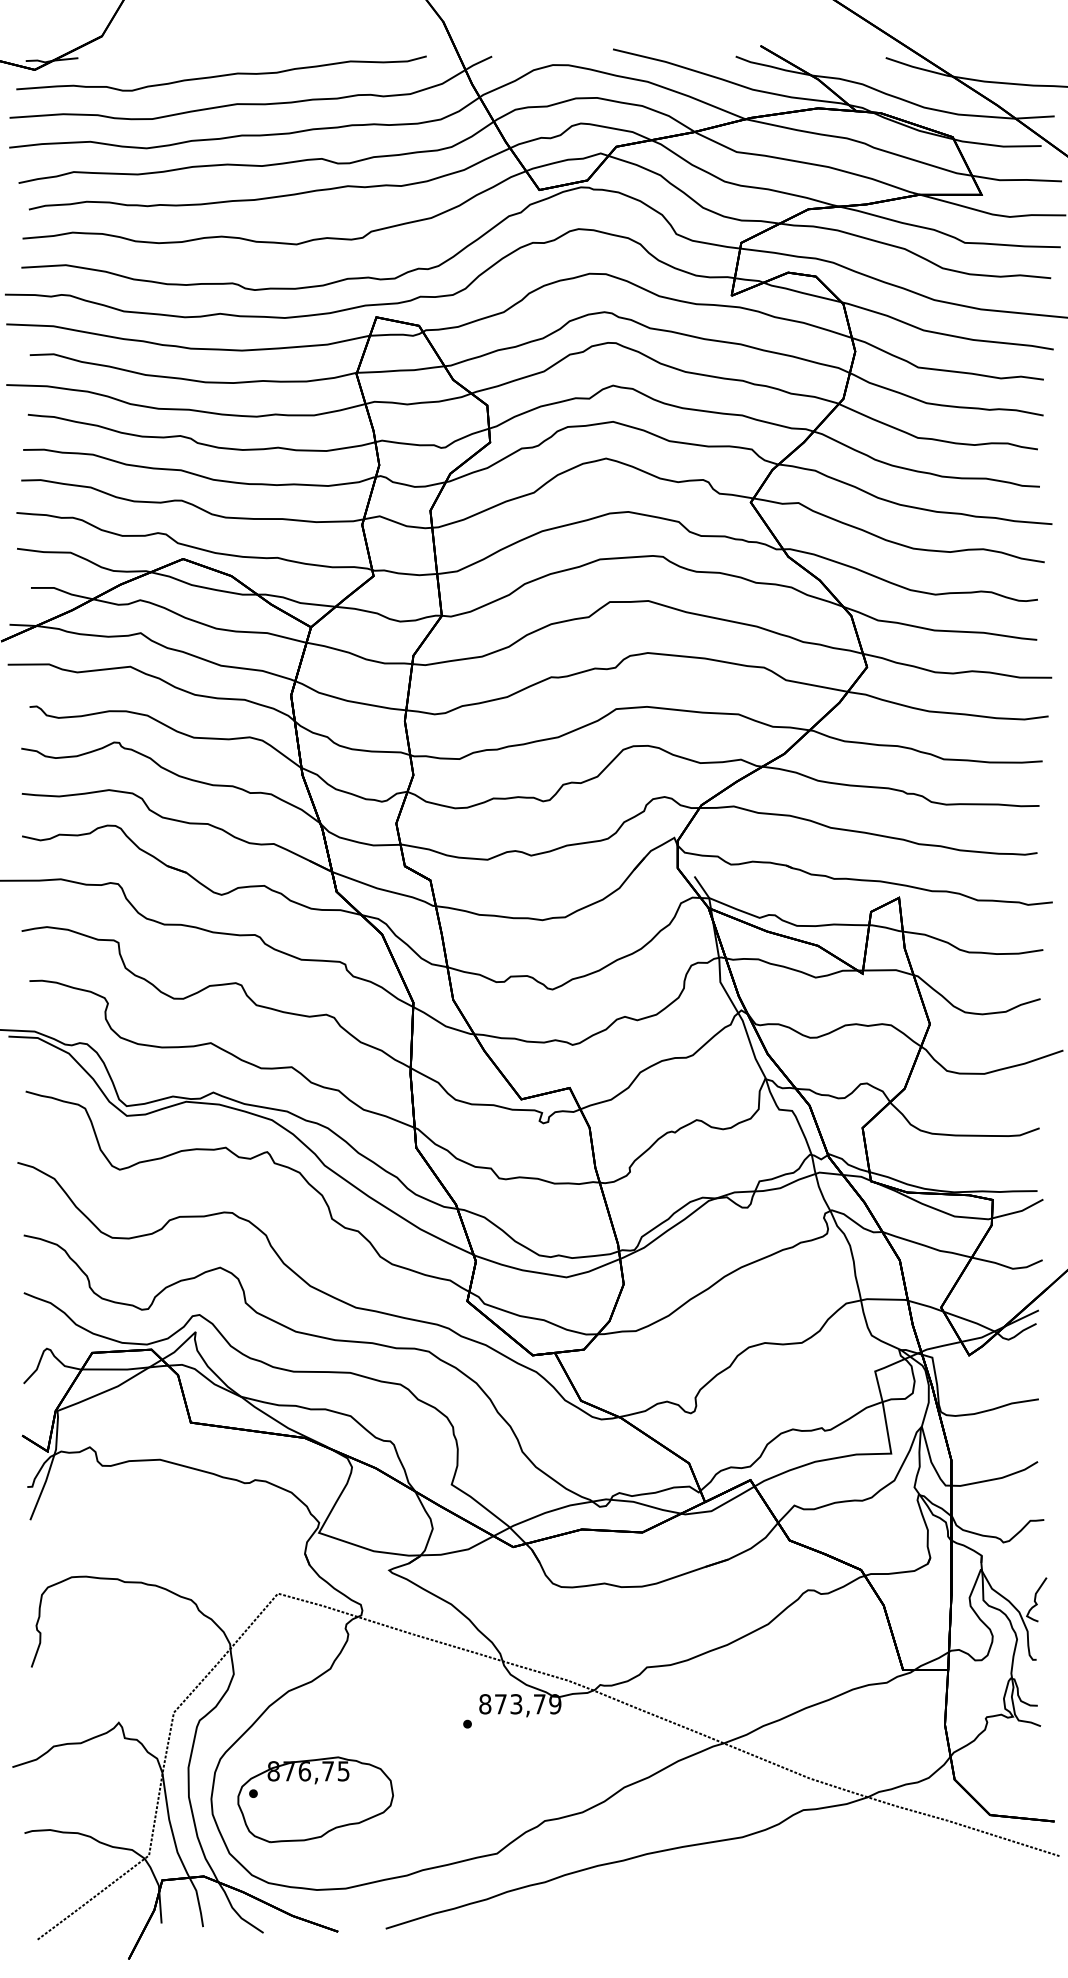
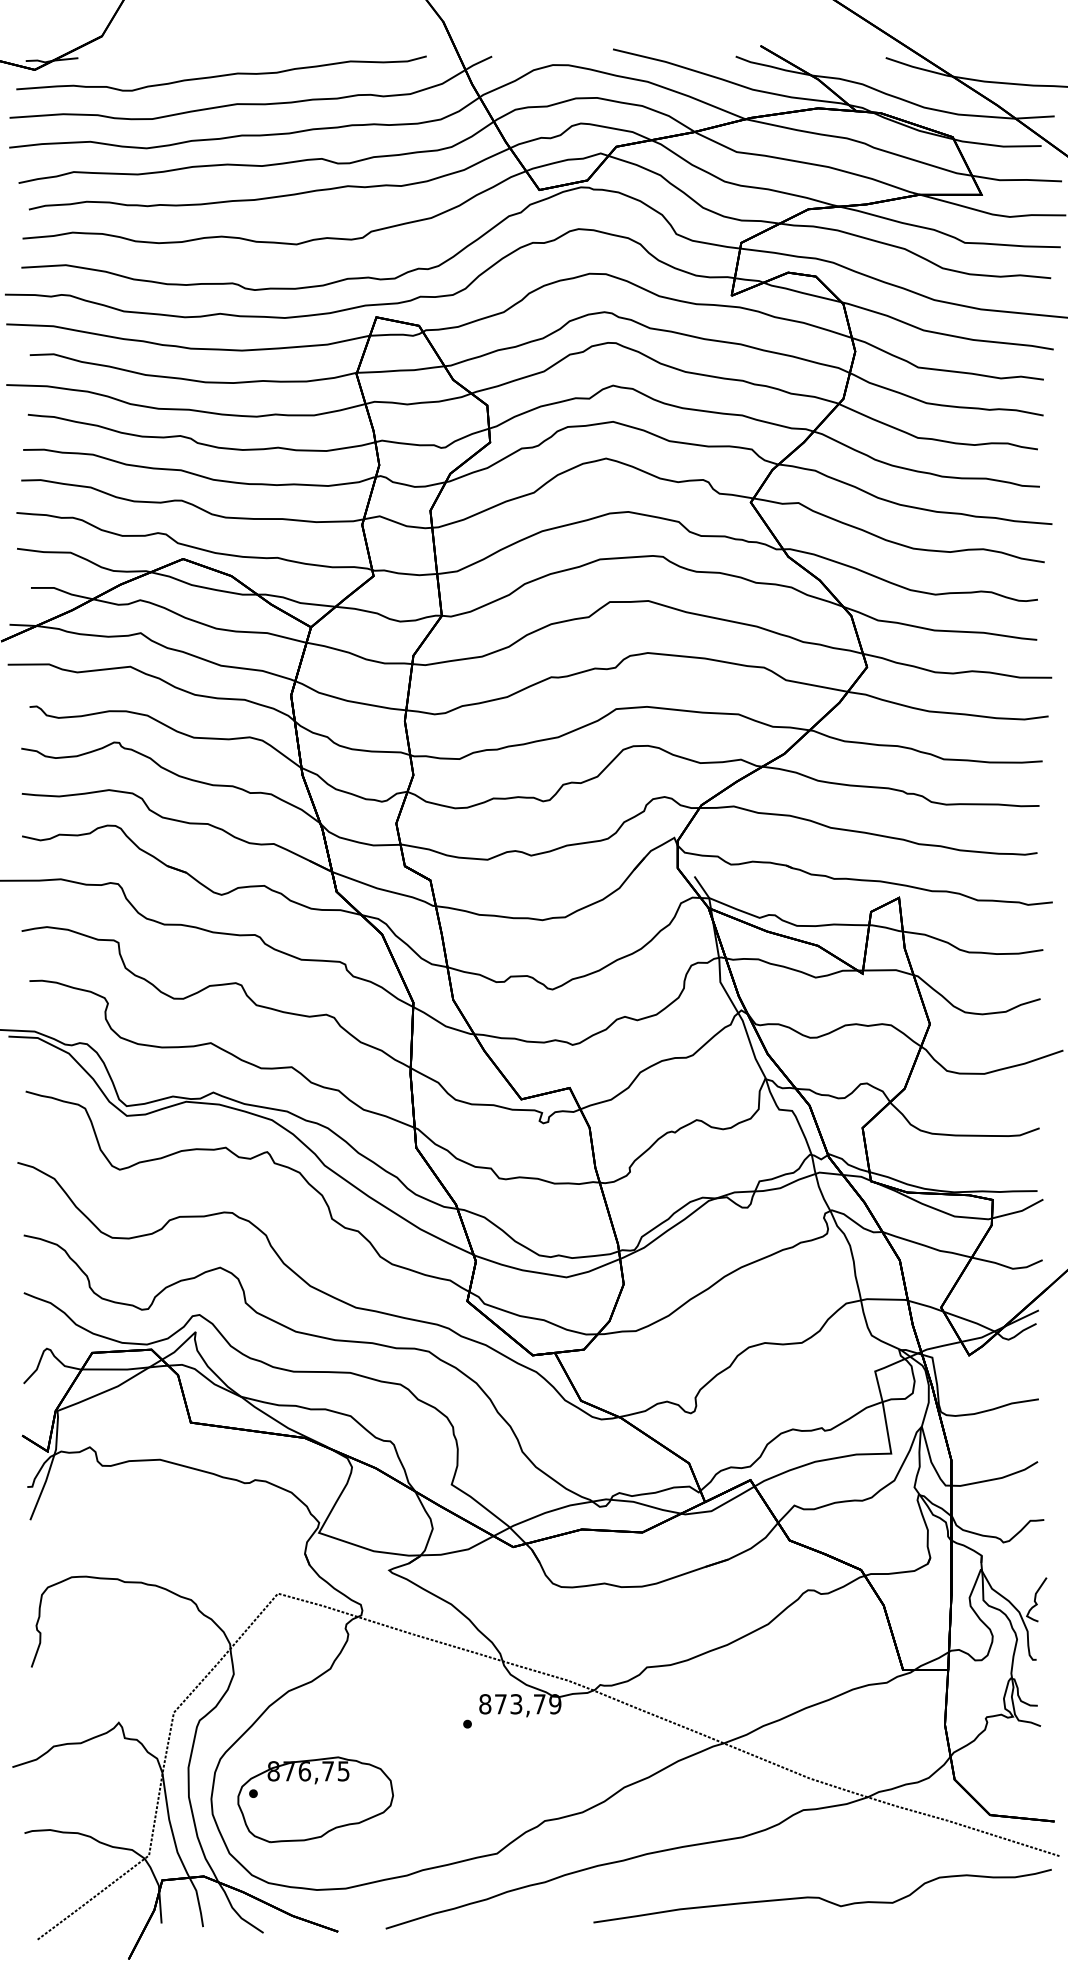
curve: none -> present (821, 1897)
